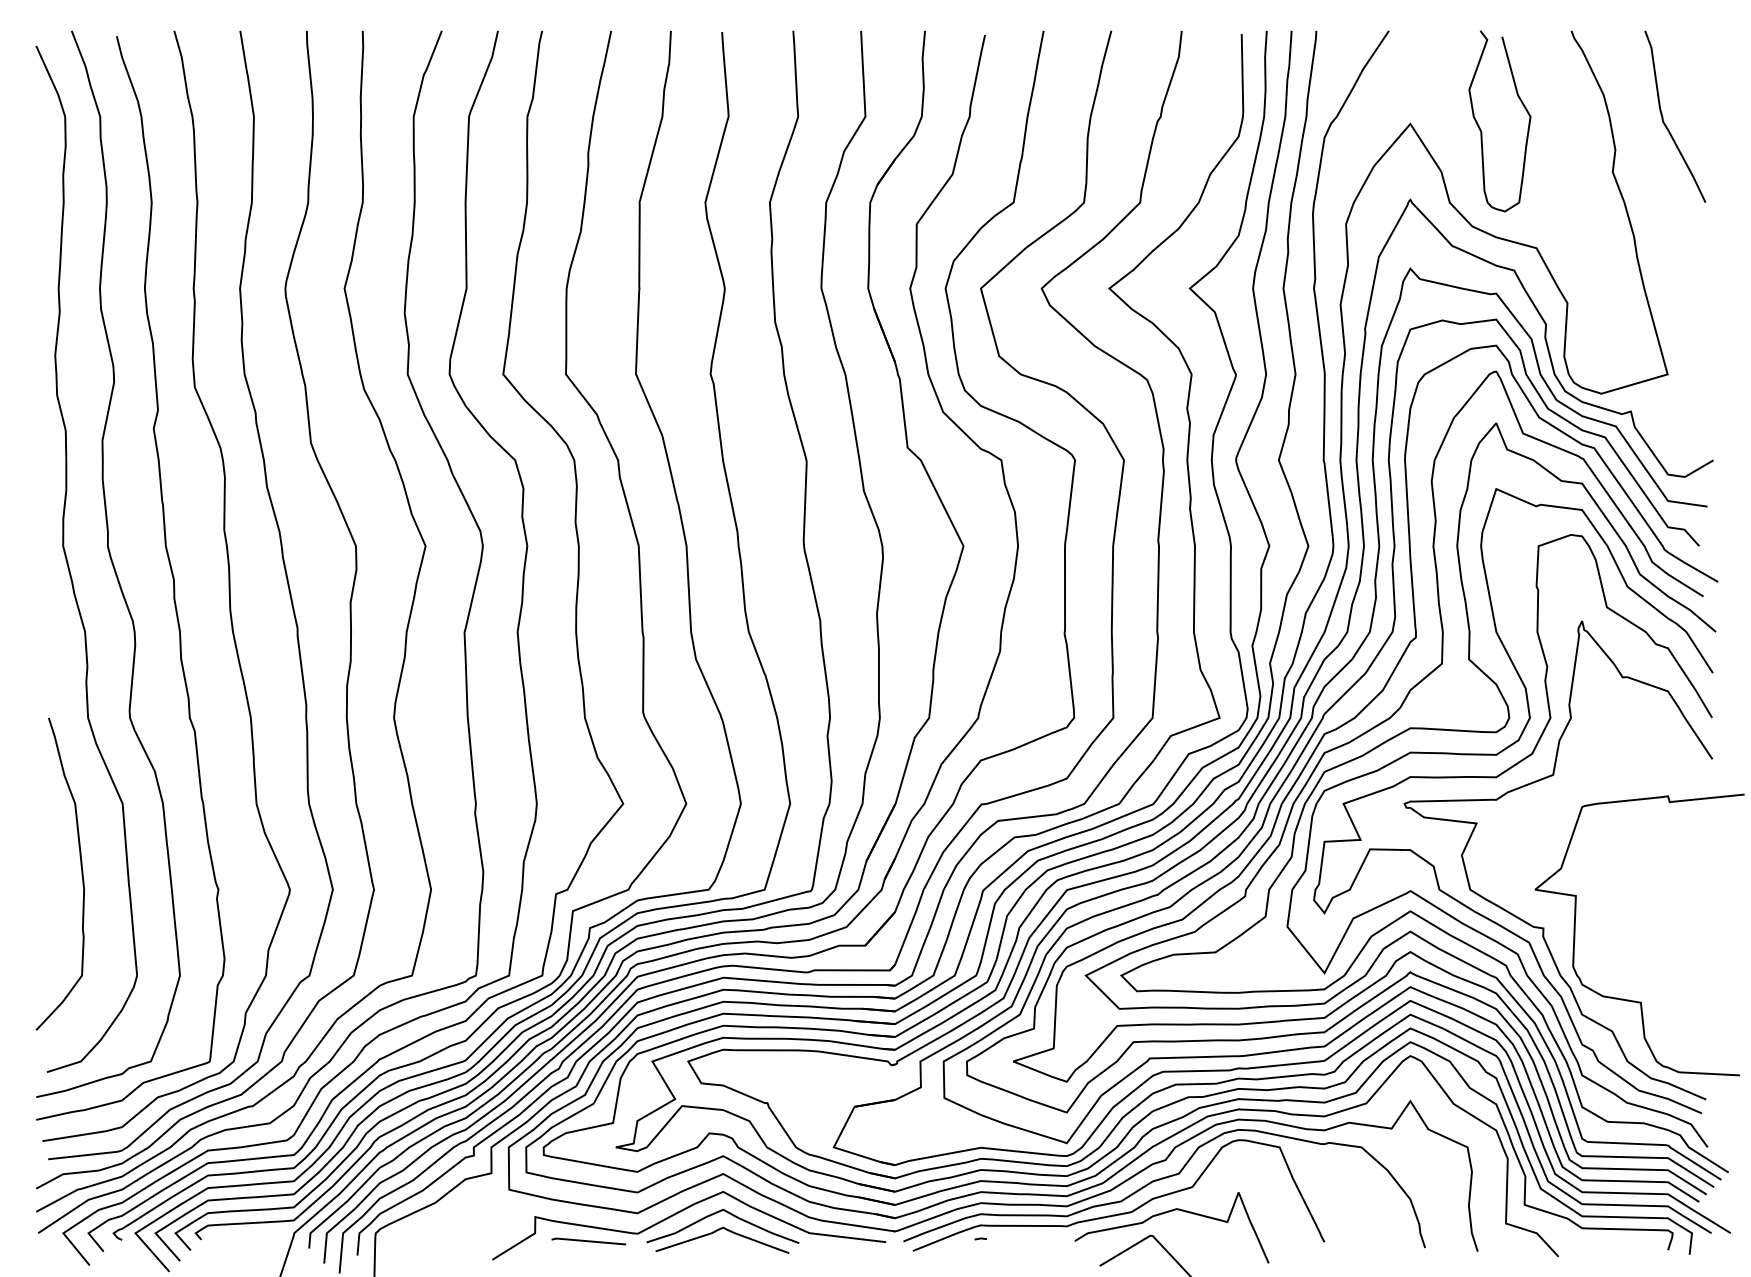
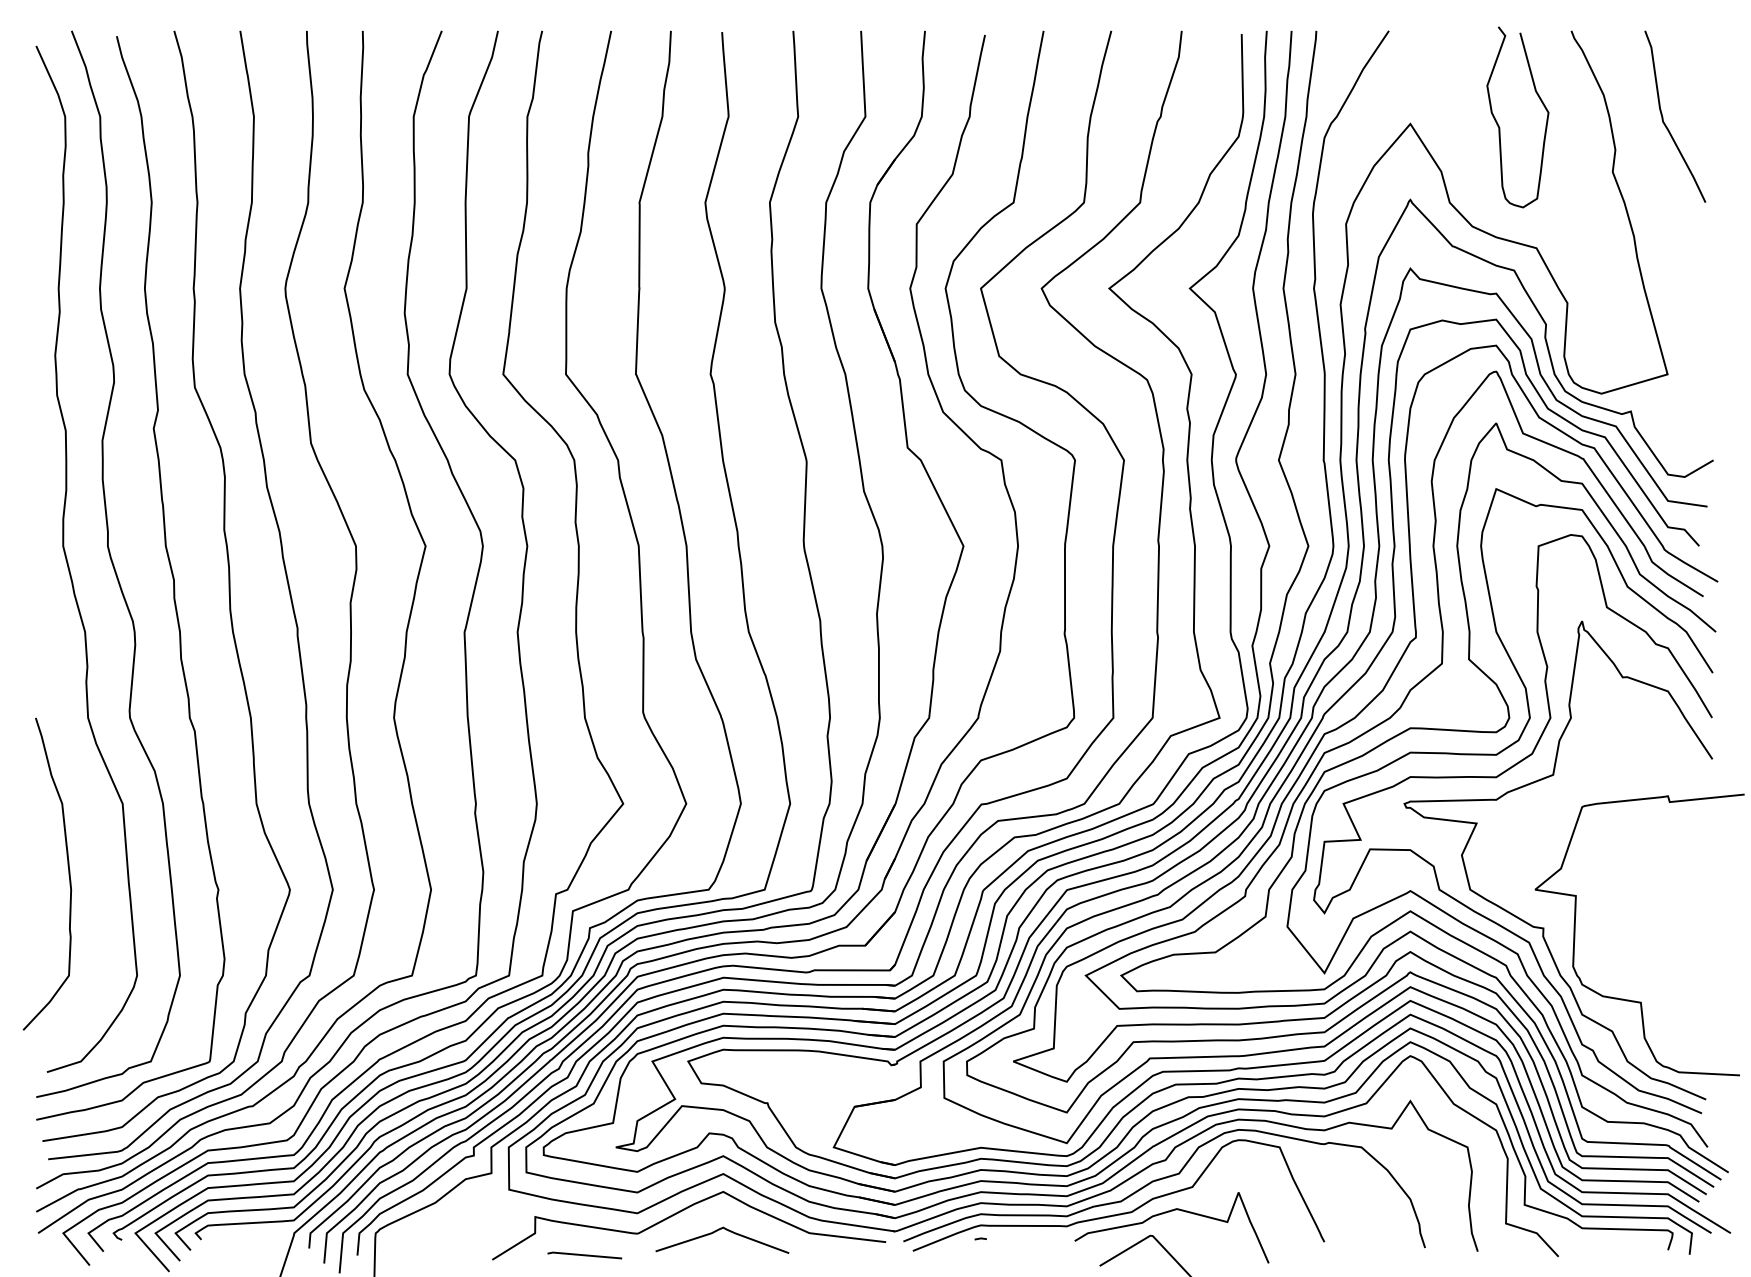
curve position: (1481, 129) -> (1499, 125) (1499, 125)
curve position: (81, 873) -> (68, 873) (68, 873)
curve: present -> none (717, 1213)
line position: (588, 1241) -> (584, 1255) (584, 1255)
